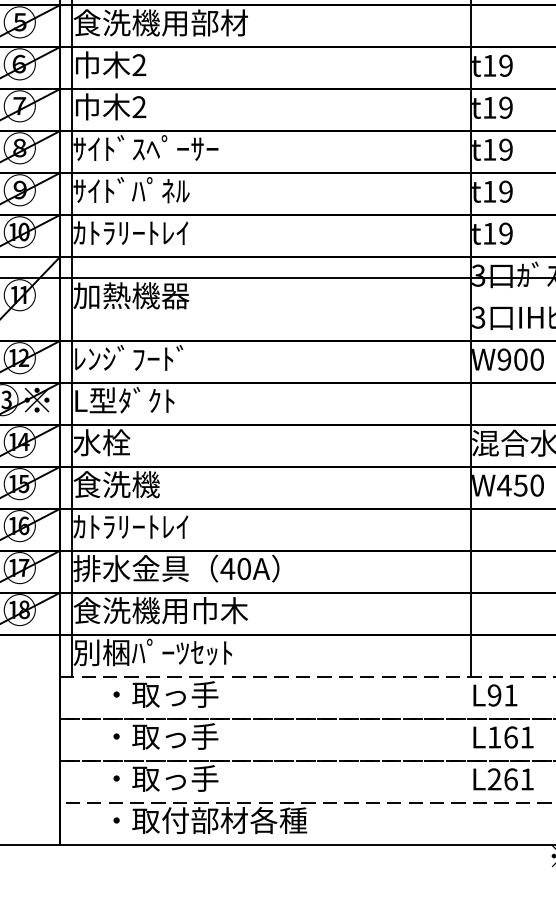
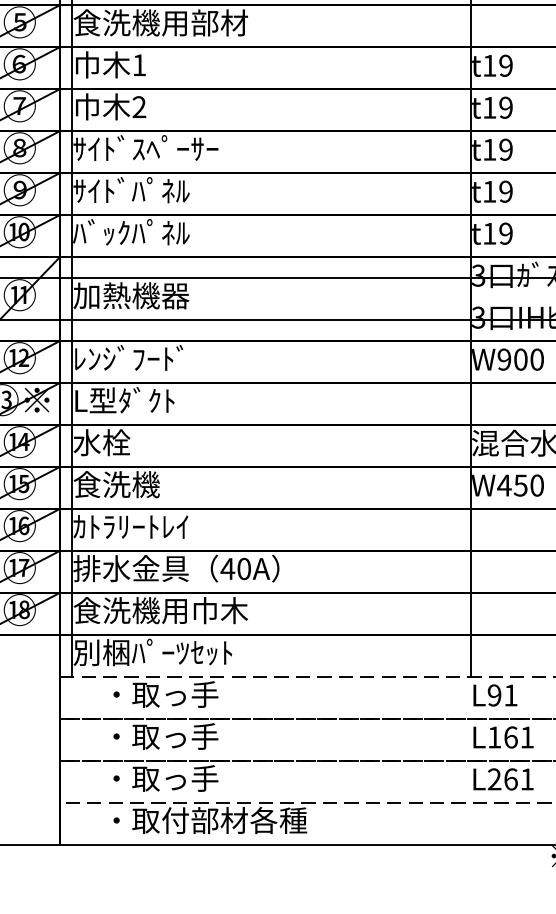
text: 2 -> 1 (139, 65)
text: ｶﾄﾗﾘｰﾄﾚｲ -> ﾊﾞｯｸﾊﾟﾈﾙ (131, 232)
line: none -> present (277, 319)
